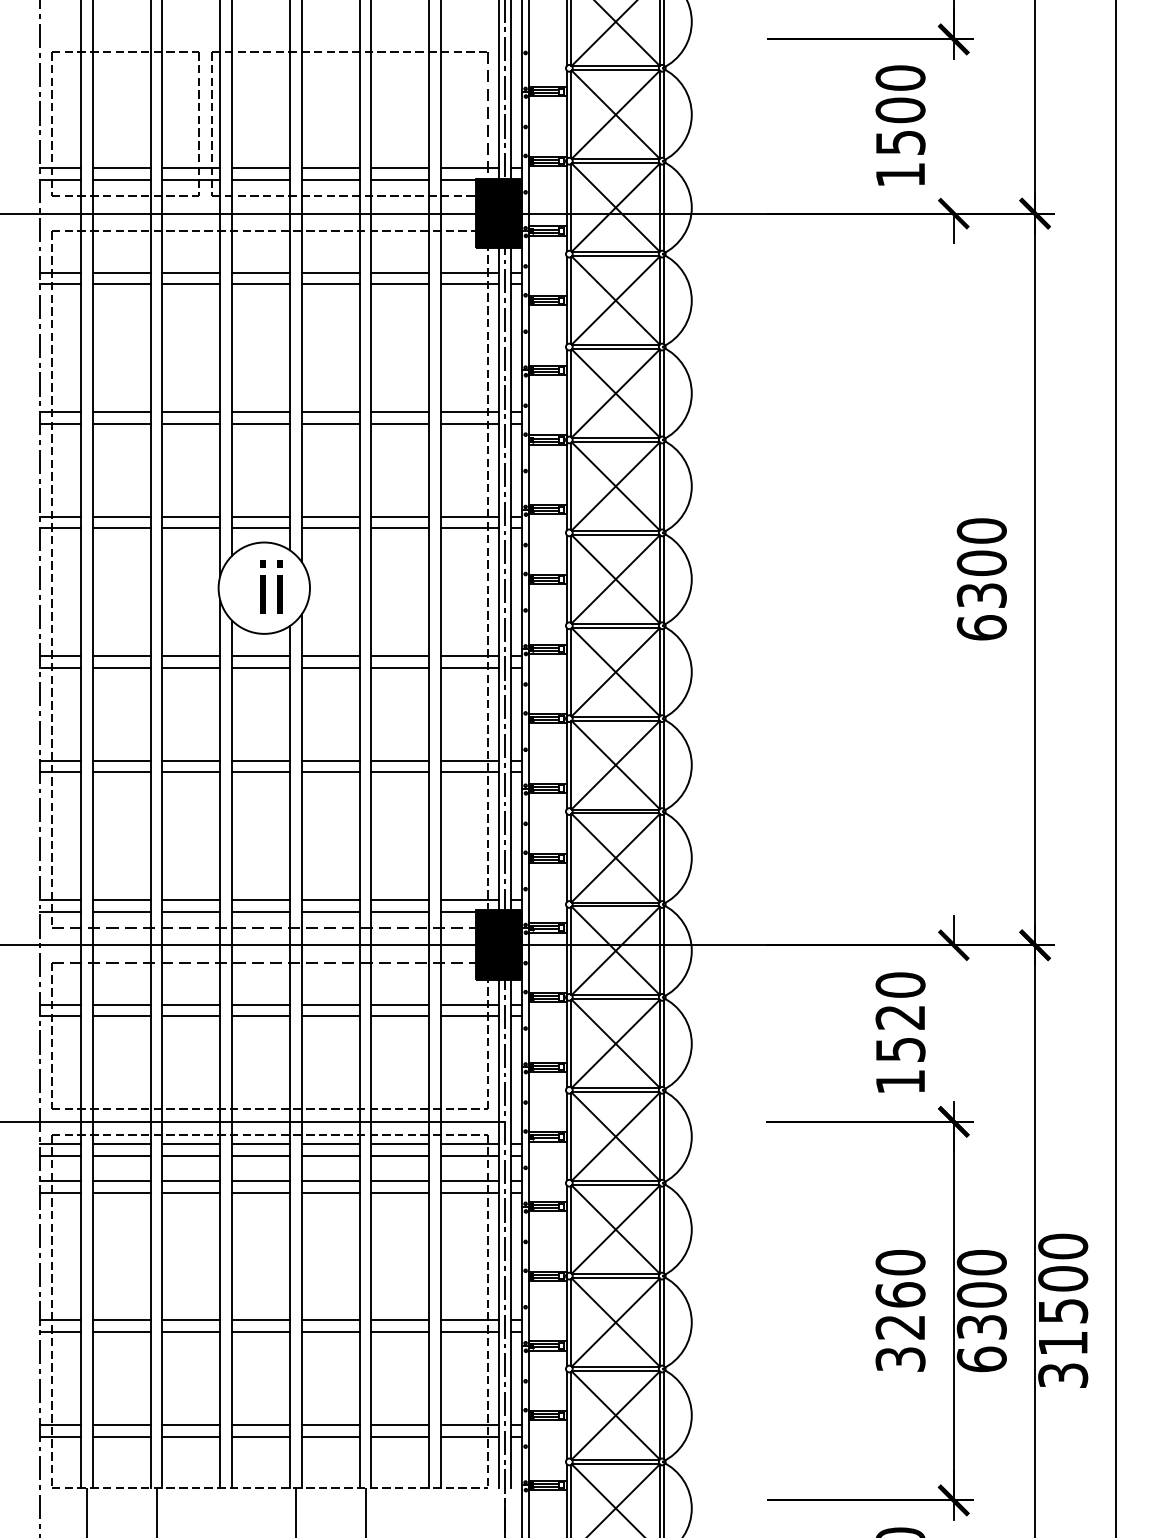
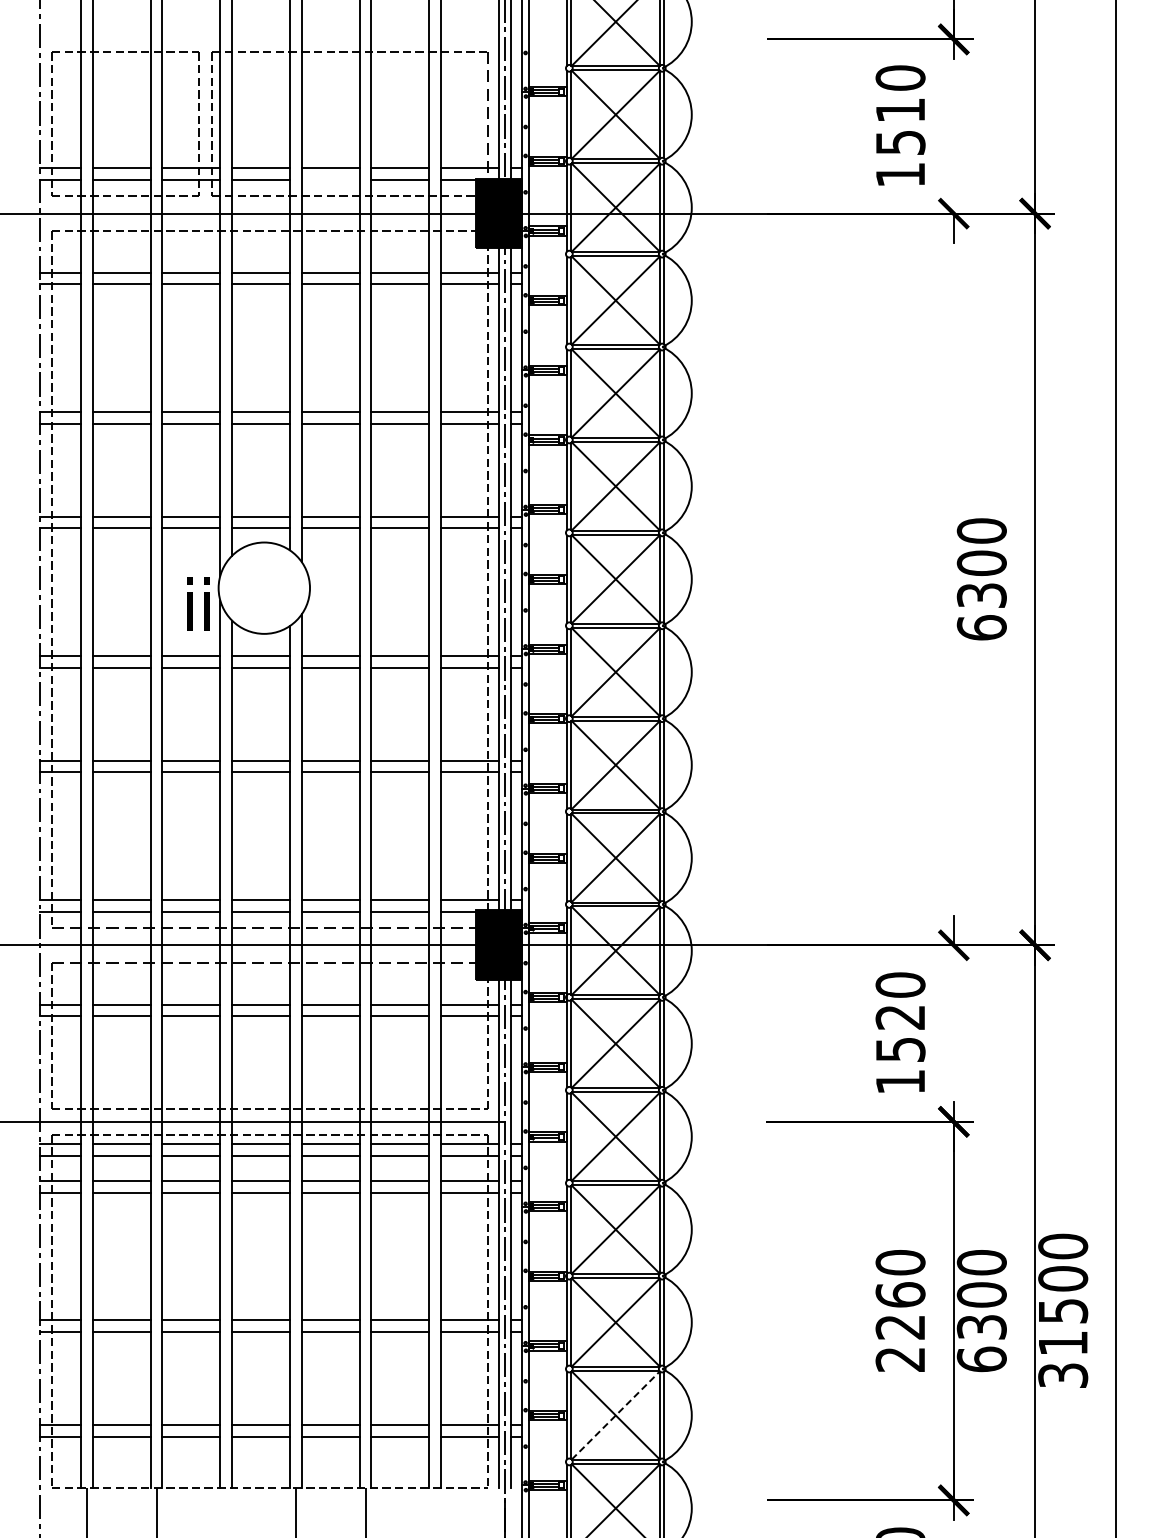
text: 1500 -> 1510 (900, 110)
line: present -> none (330, 179)
text position: (271, 586) -> (198, 603) (198, 603)
text: 3260 -> 2260 (900, 1359)
line: solid -> dashed (616, 1415)
